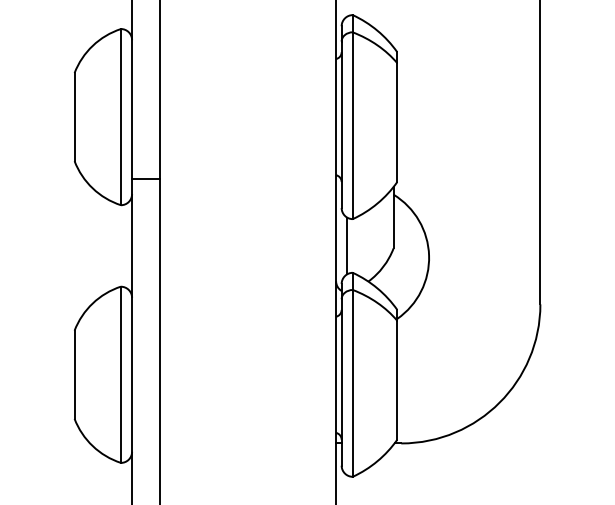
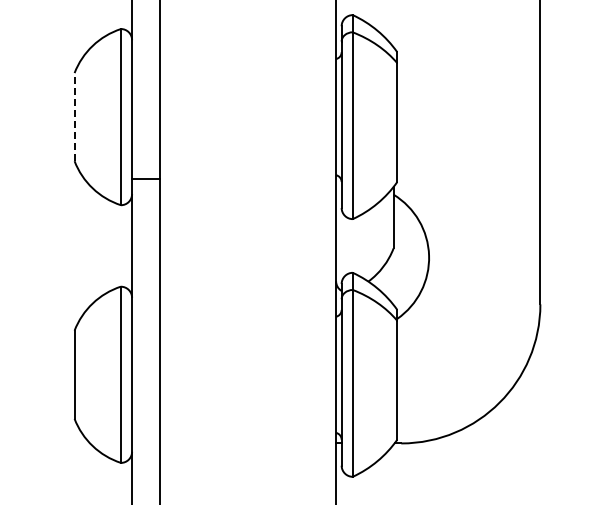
line: solid -> dashed (74, 116)
line: present -> none (347, 245)
